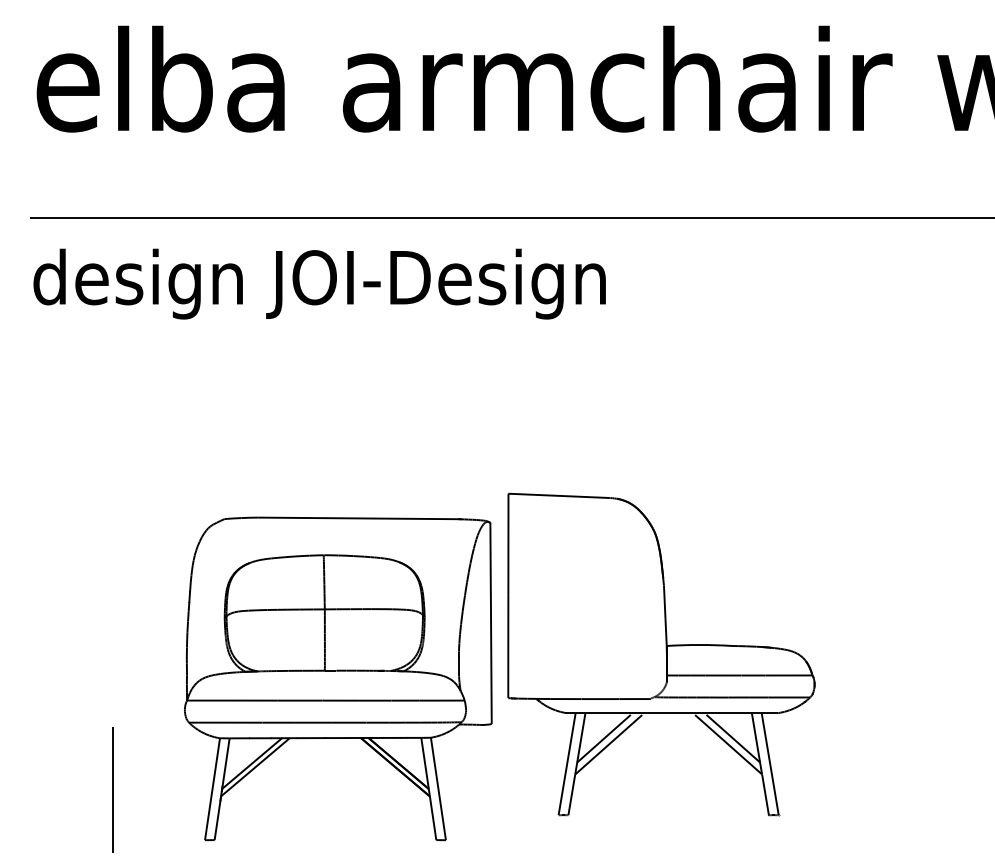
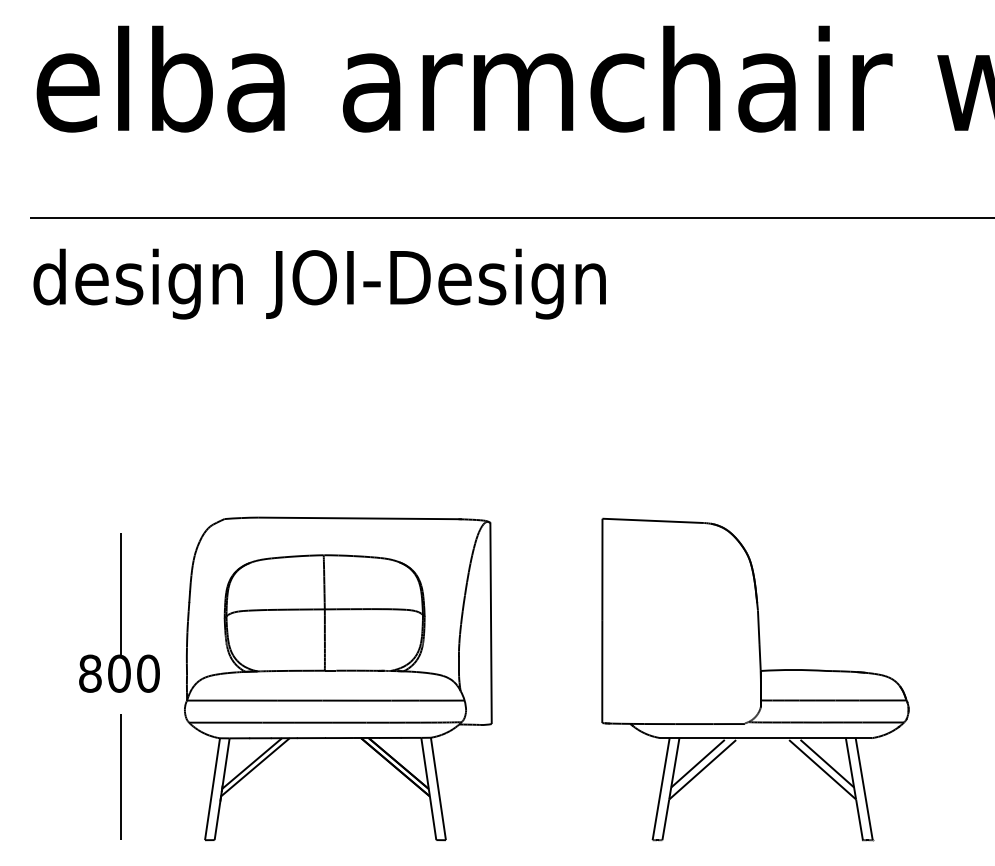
part: none -> present (119, 612)
part position: (661, 654) -> (755, 679) (755, 679)
line position: (112, 789) -> (120, 776) (120, 776)
